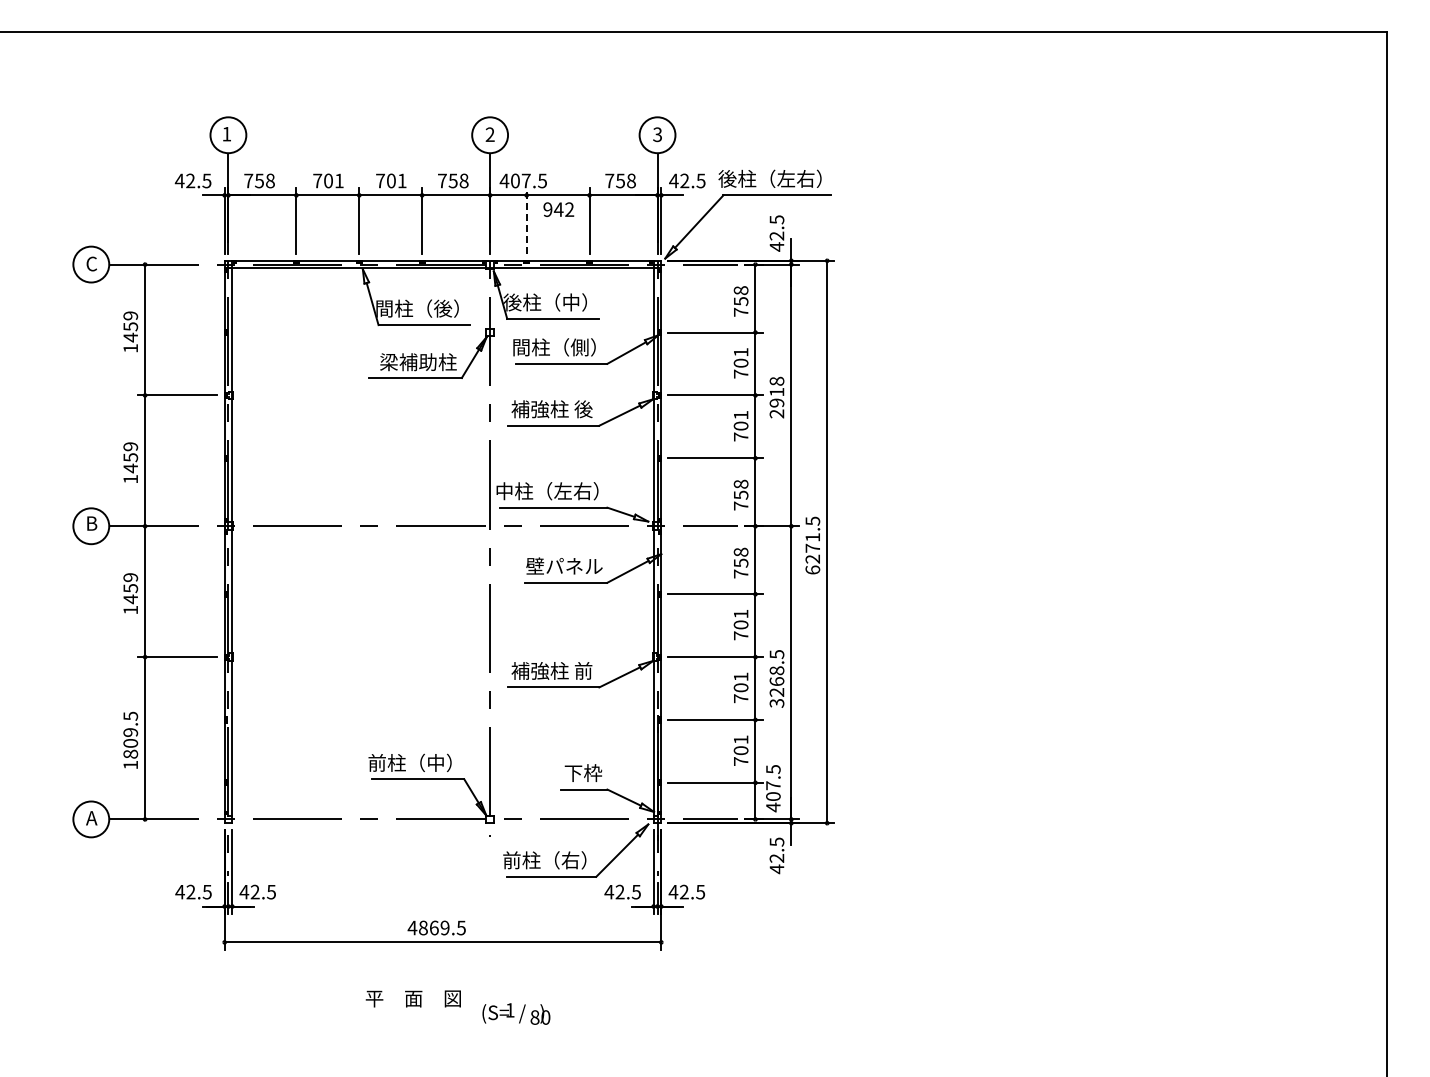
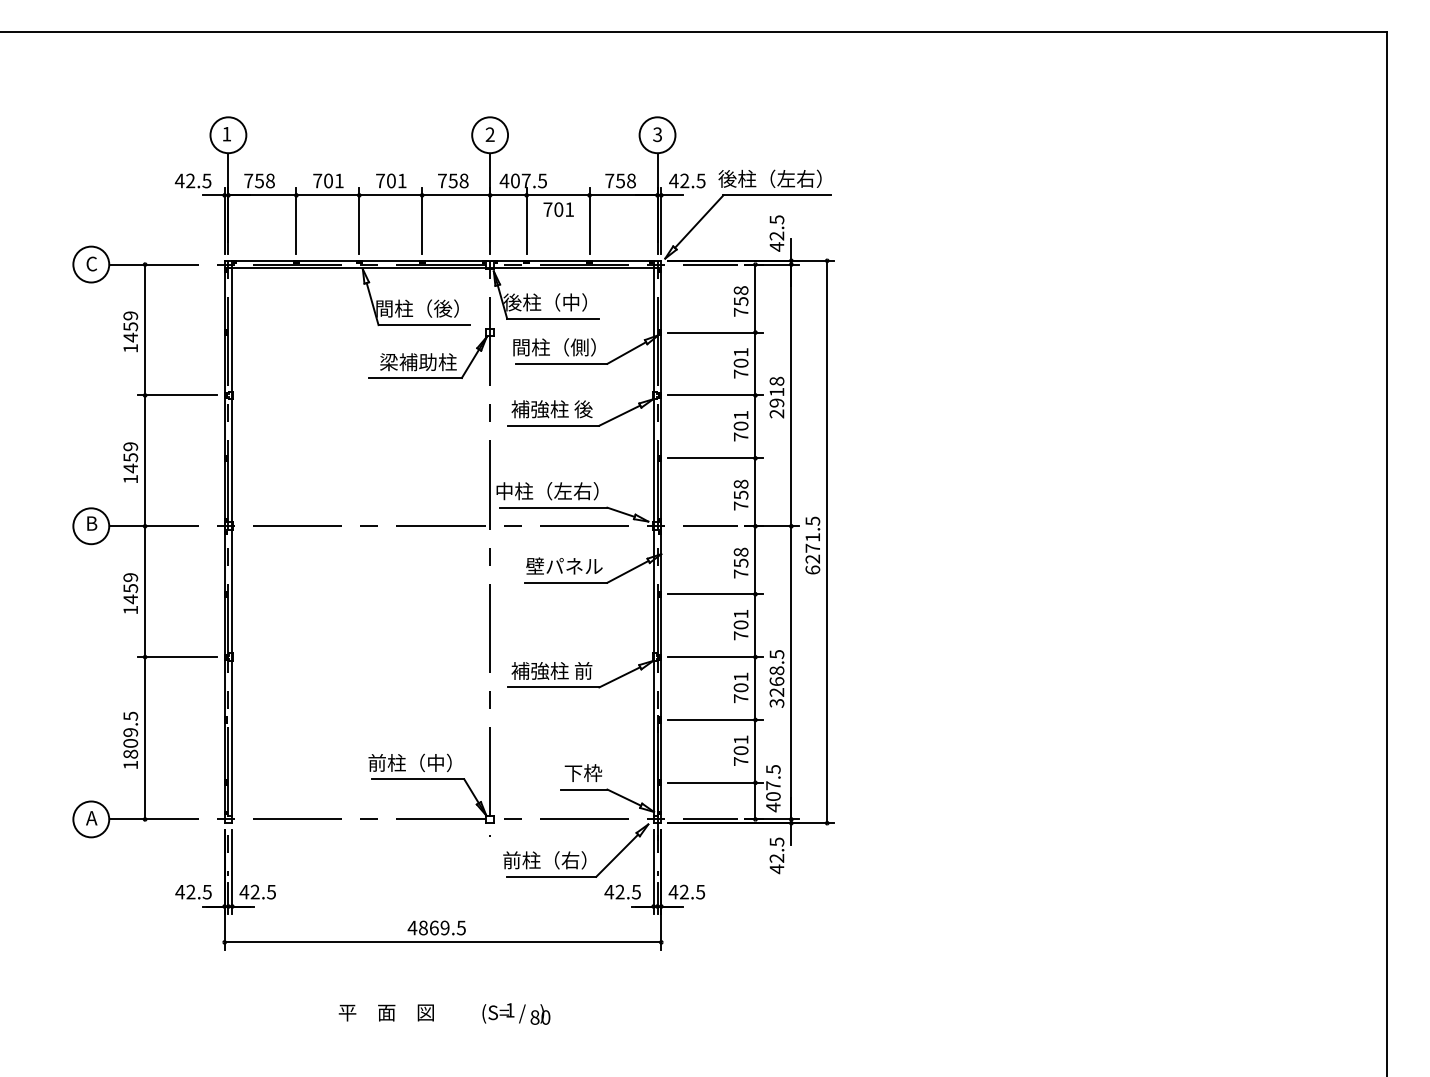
text: 942 -> 701 (558, 209)
line: dashed -> solid (526, 220)
text position: (412, 998) -> (385, 1012) (385, 1012)
